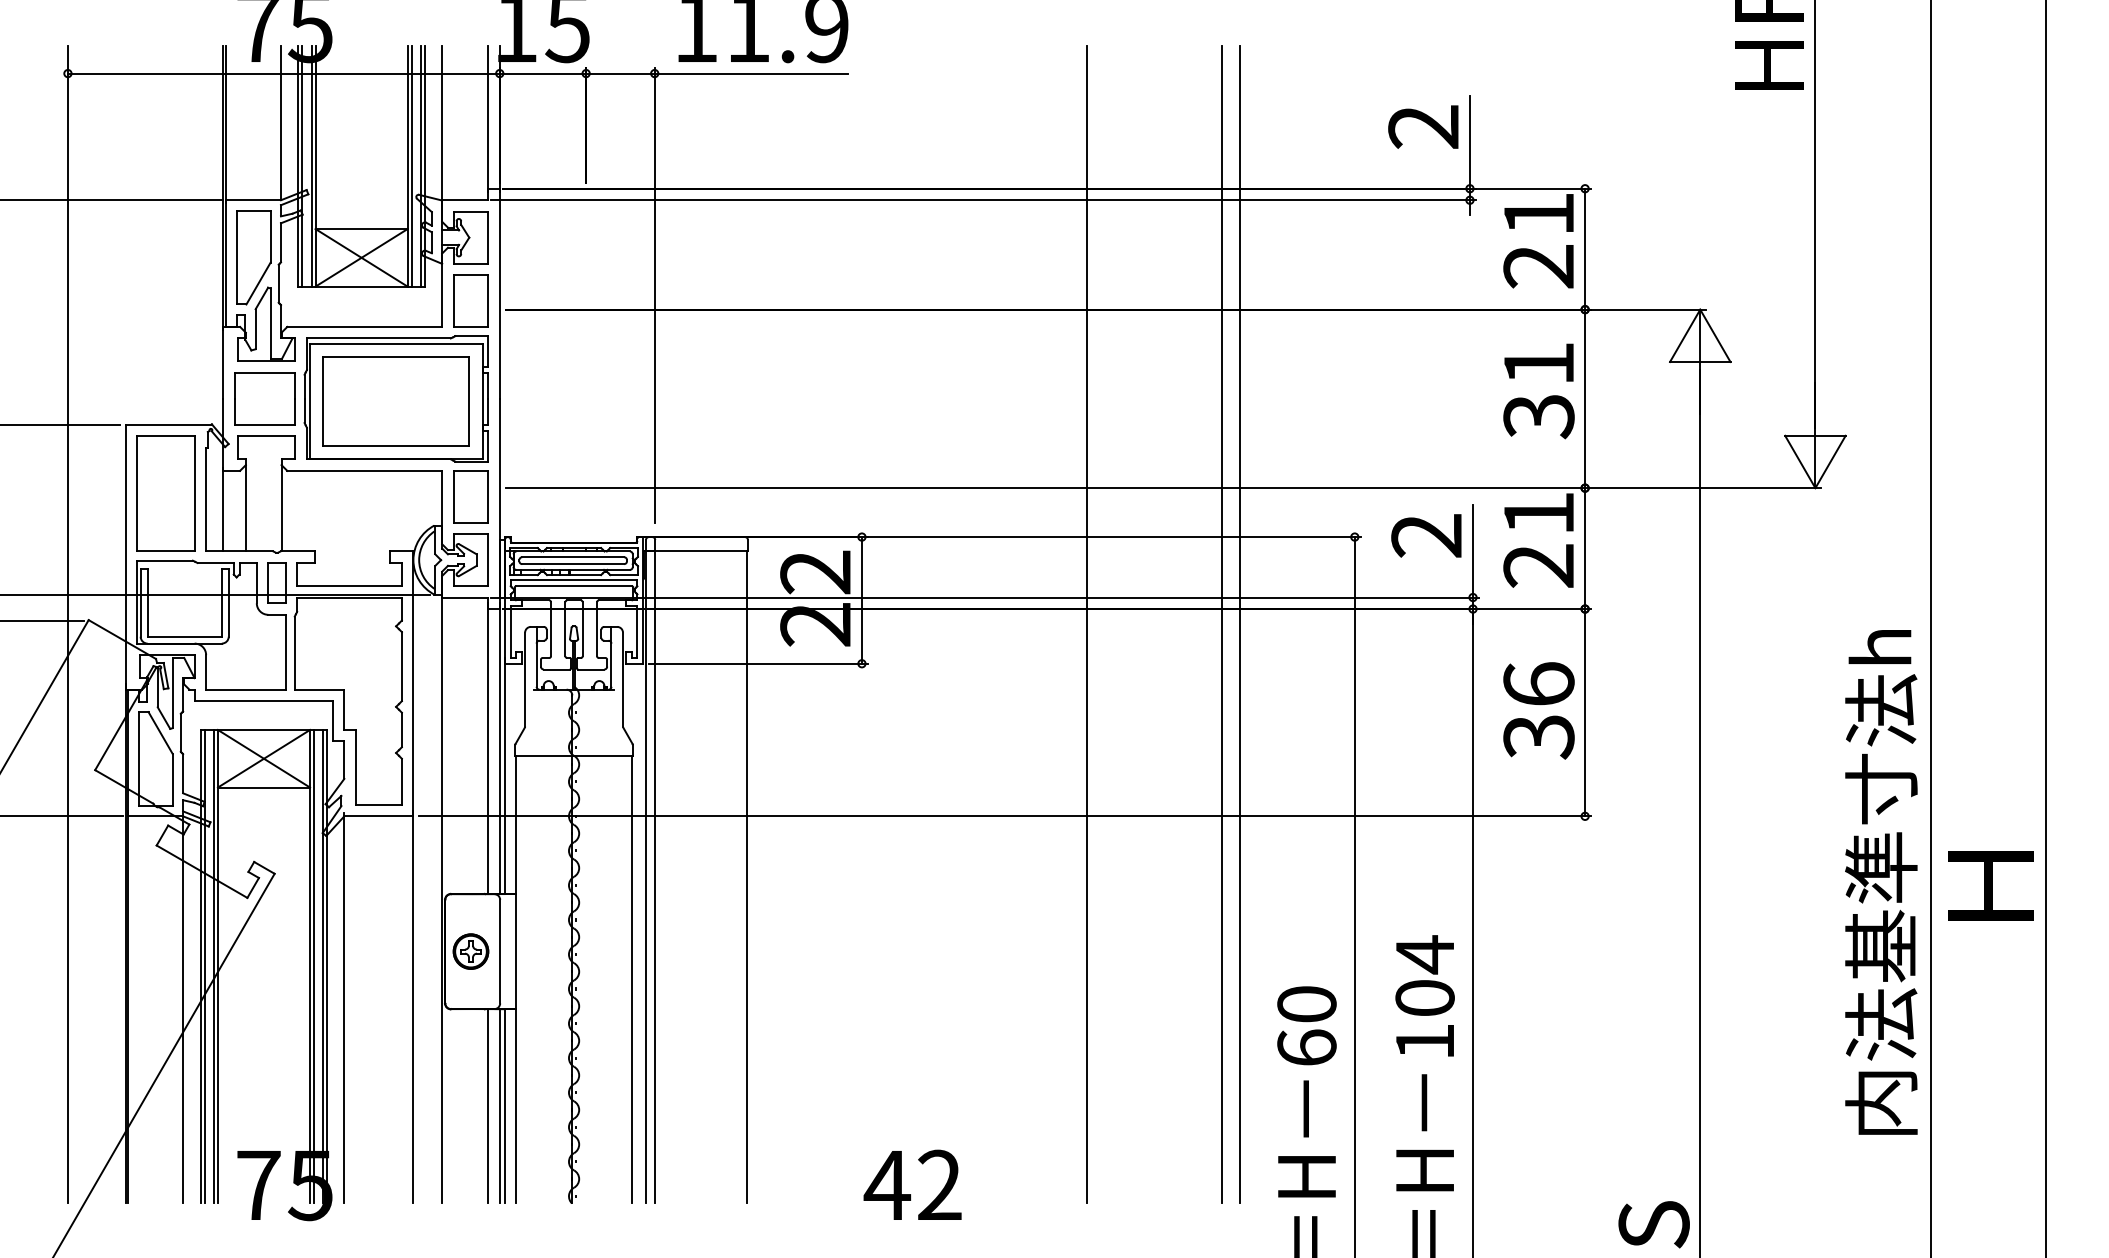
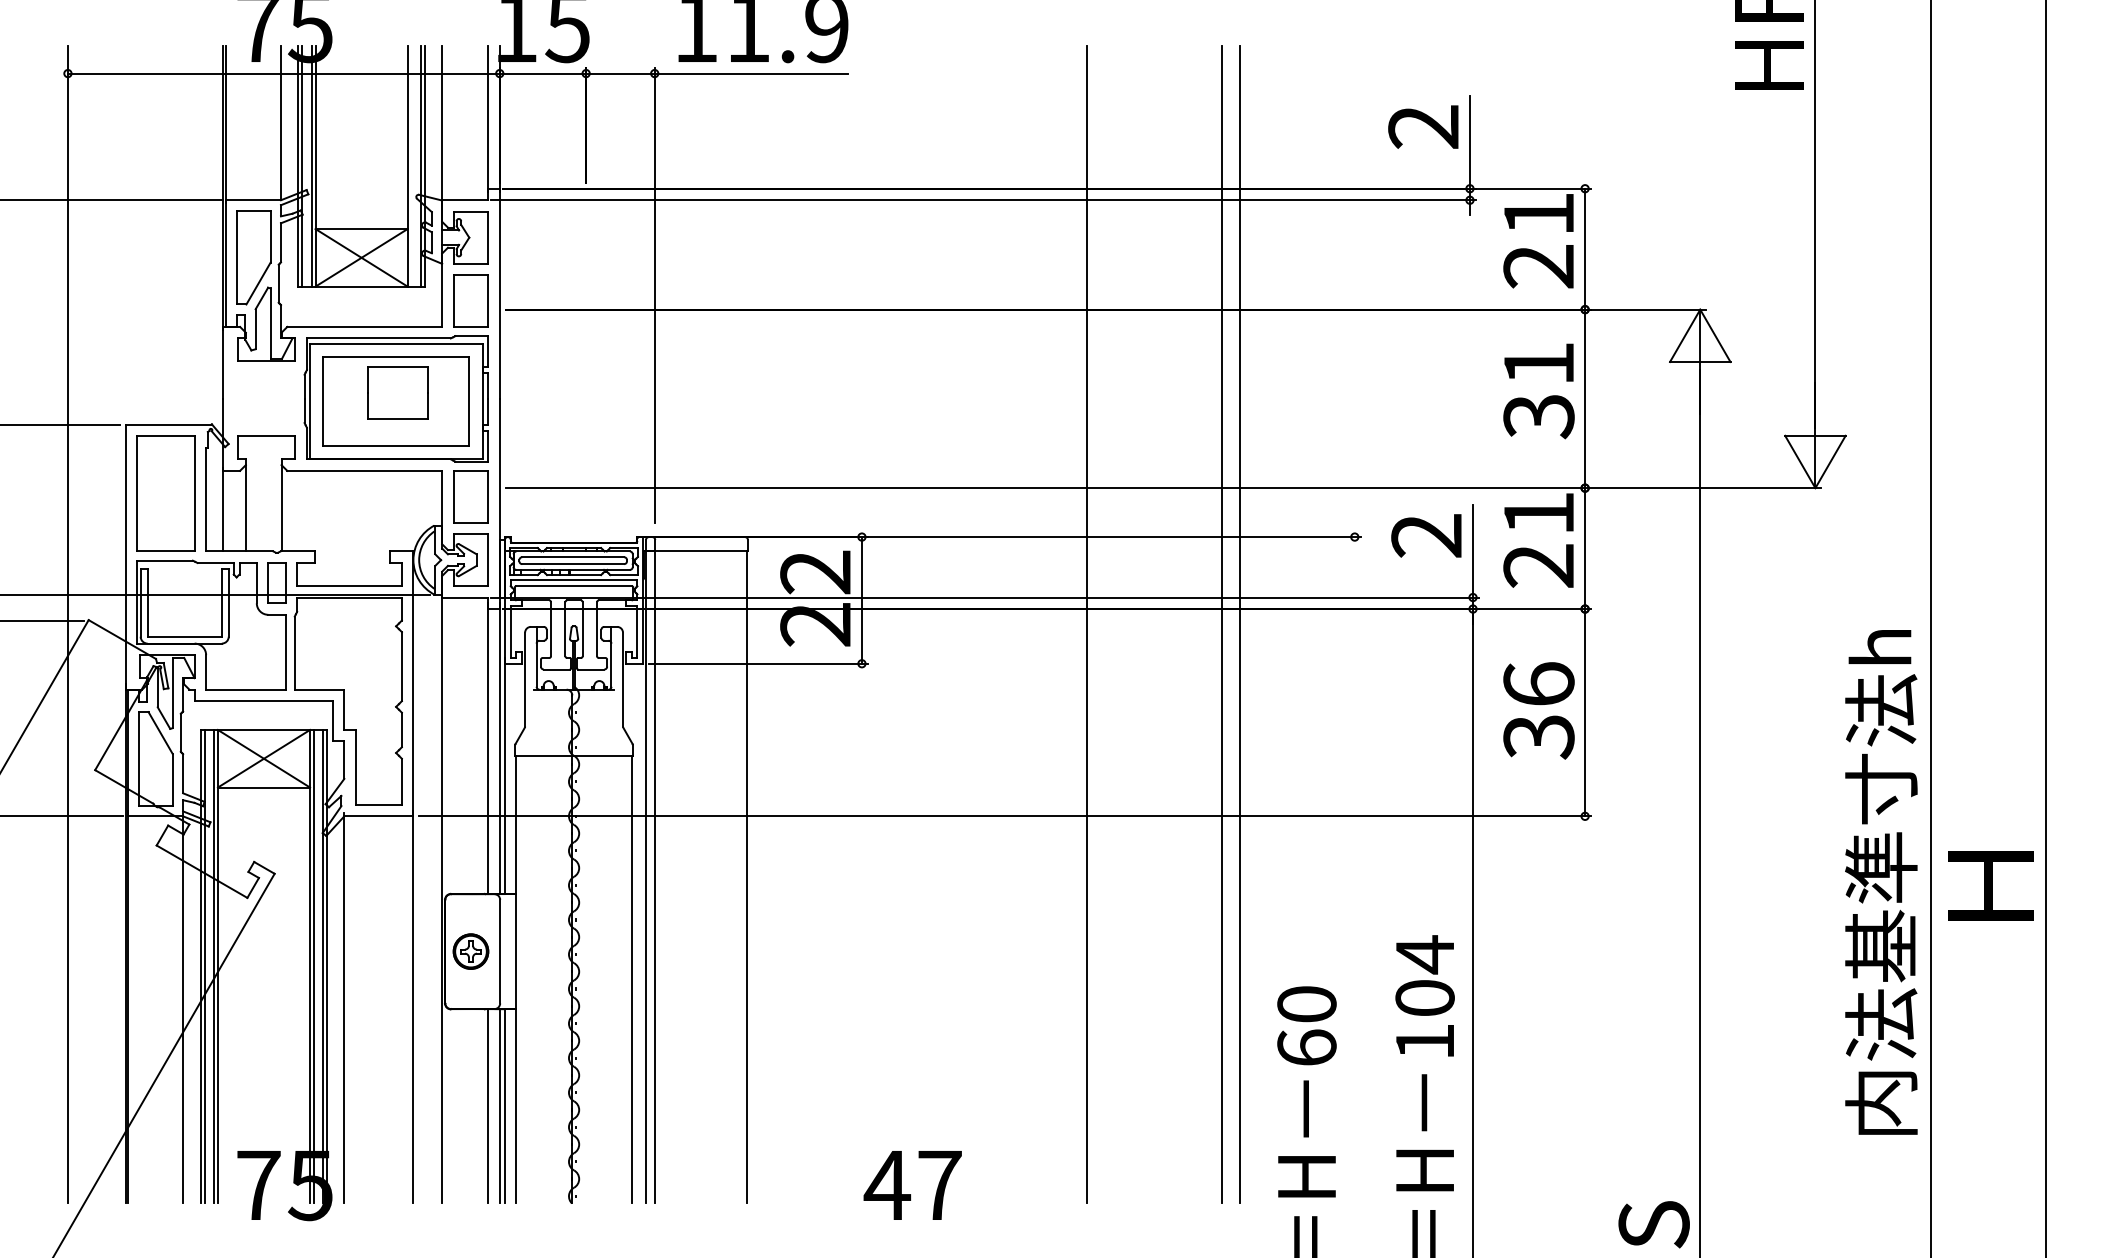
line: present -> none (411, 166)
part position: (264, 398) -> (397, 392) (397, 392)
line: present -> none (1354, 895)
text: 42 -> 47 (939, 1184)
